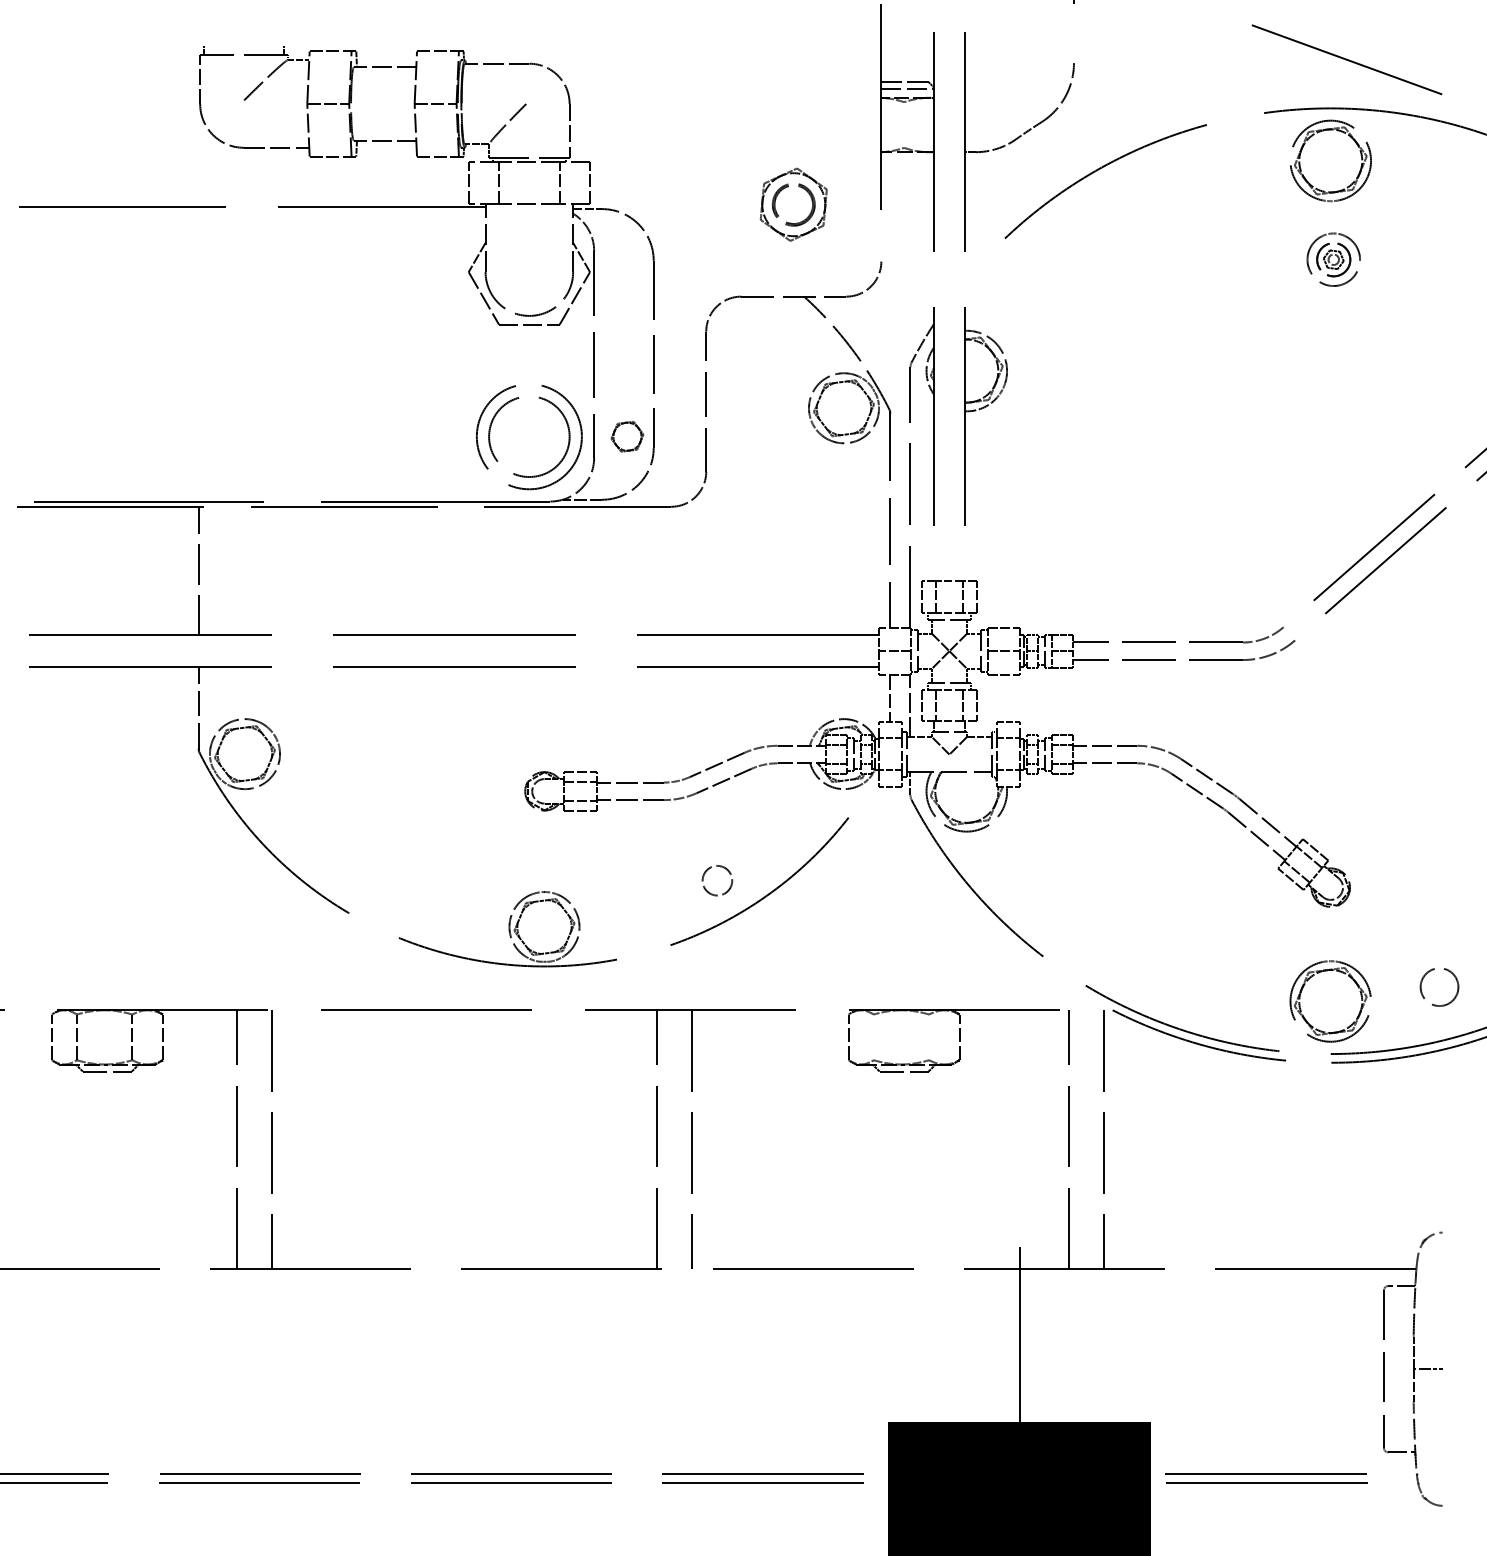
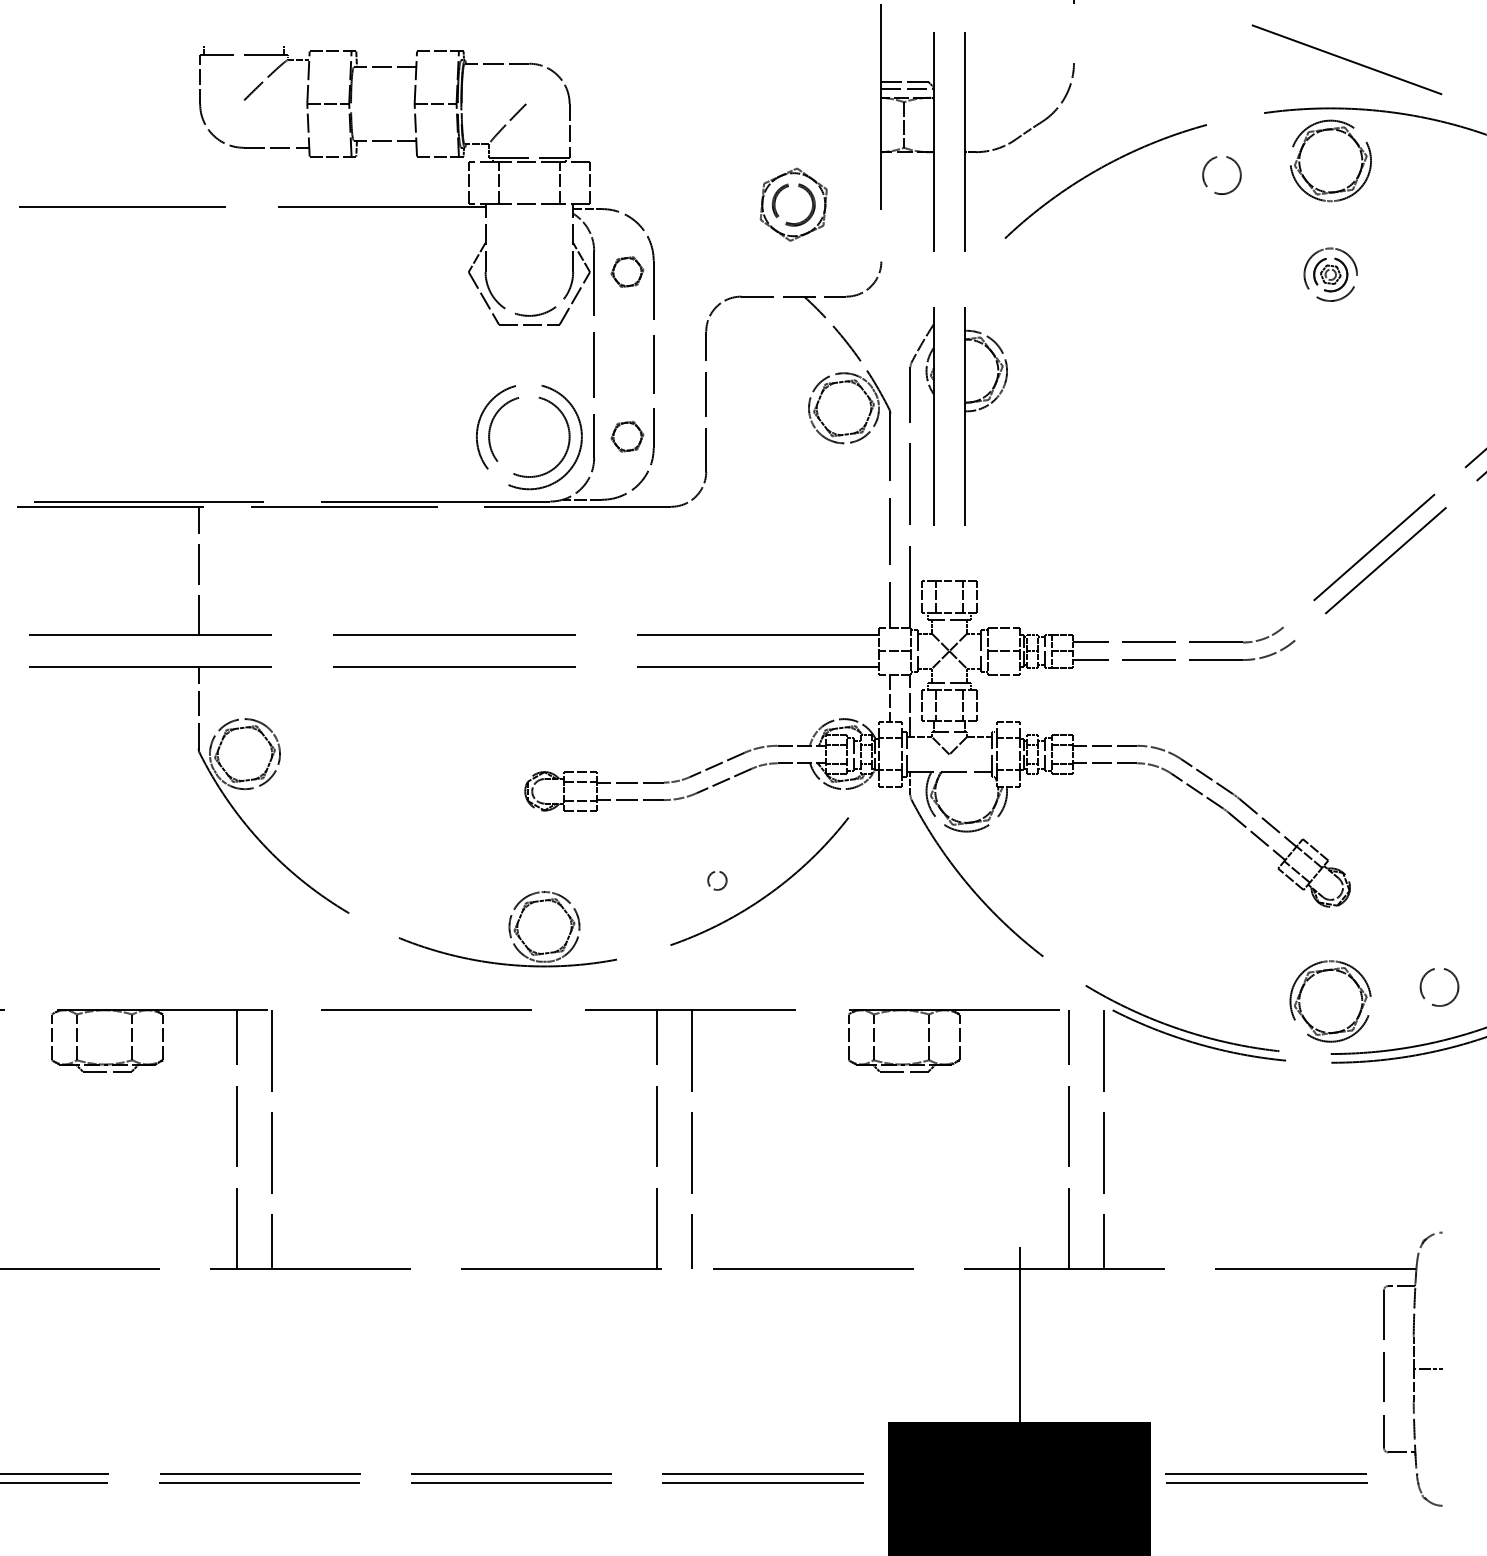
line: none -> present (904, 124)
circle: none -> present (1221, 175)
part position: (1333, 259) -> (1330, 274) (1330, 274)
part: none -> present (627, 271)
circle diameter: 30 px -> 19 px (717, 880)
line: none -> present (873, 1037)
line: none -> present (929, 1037)
